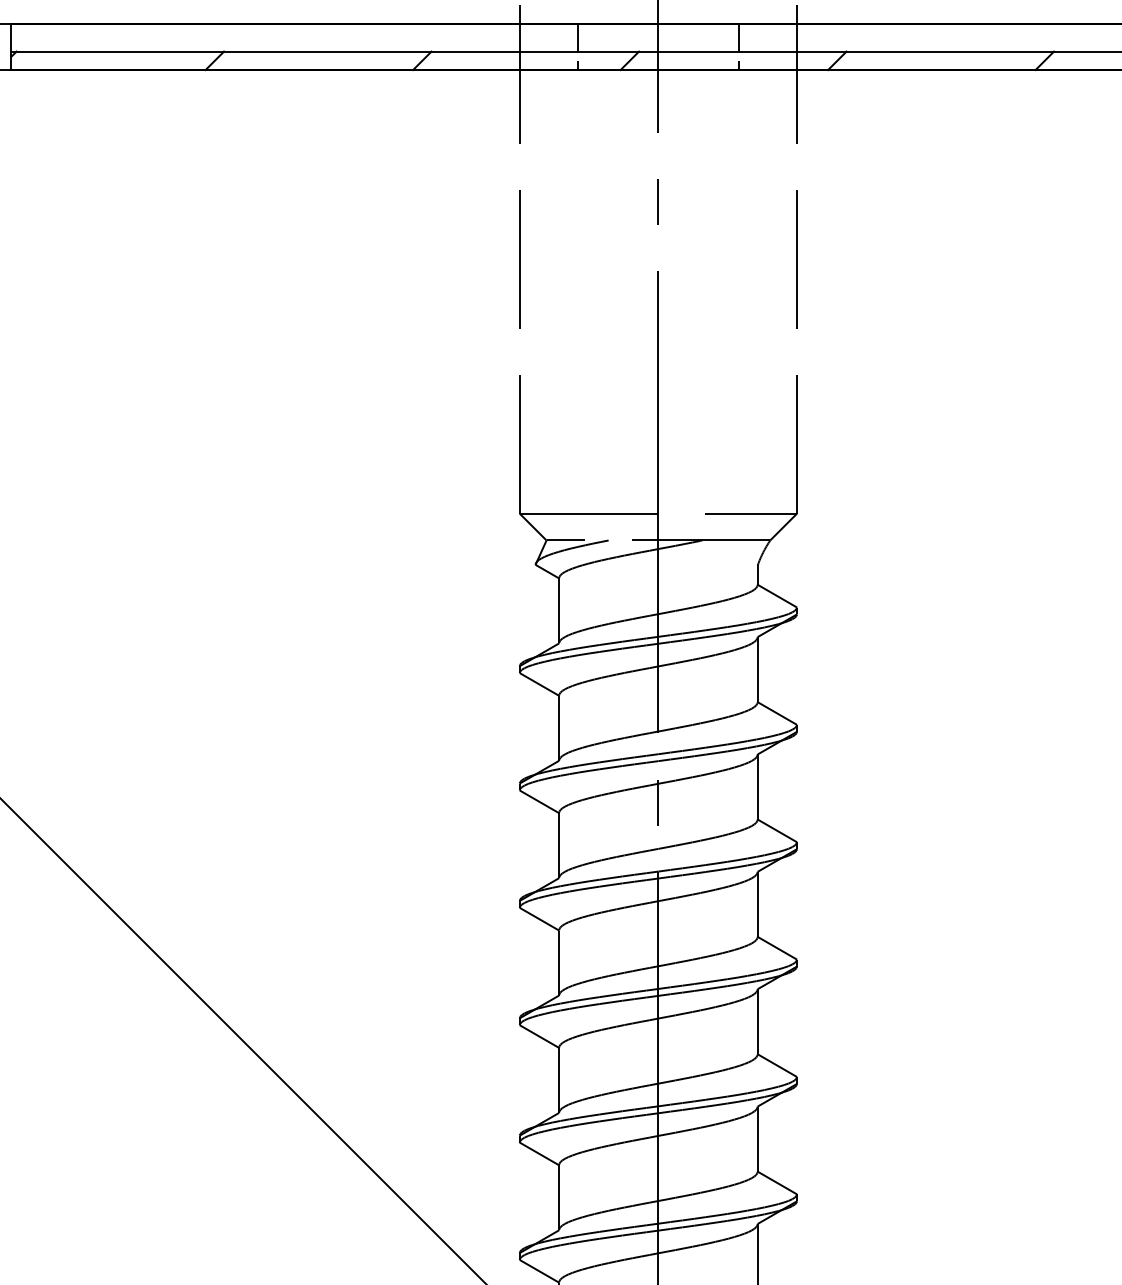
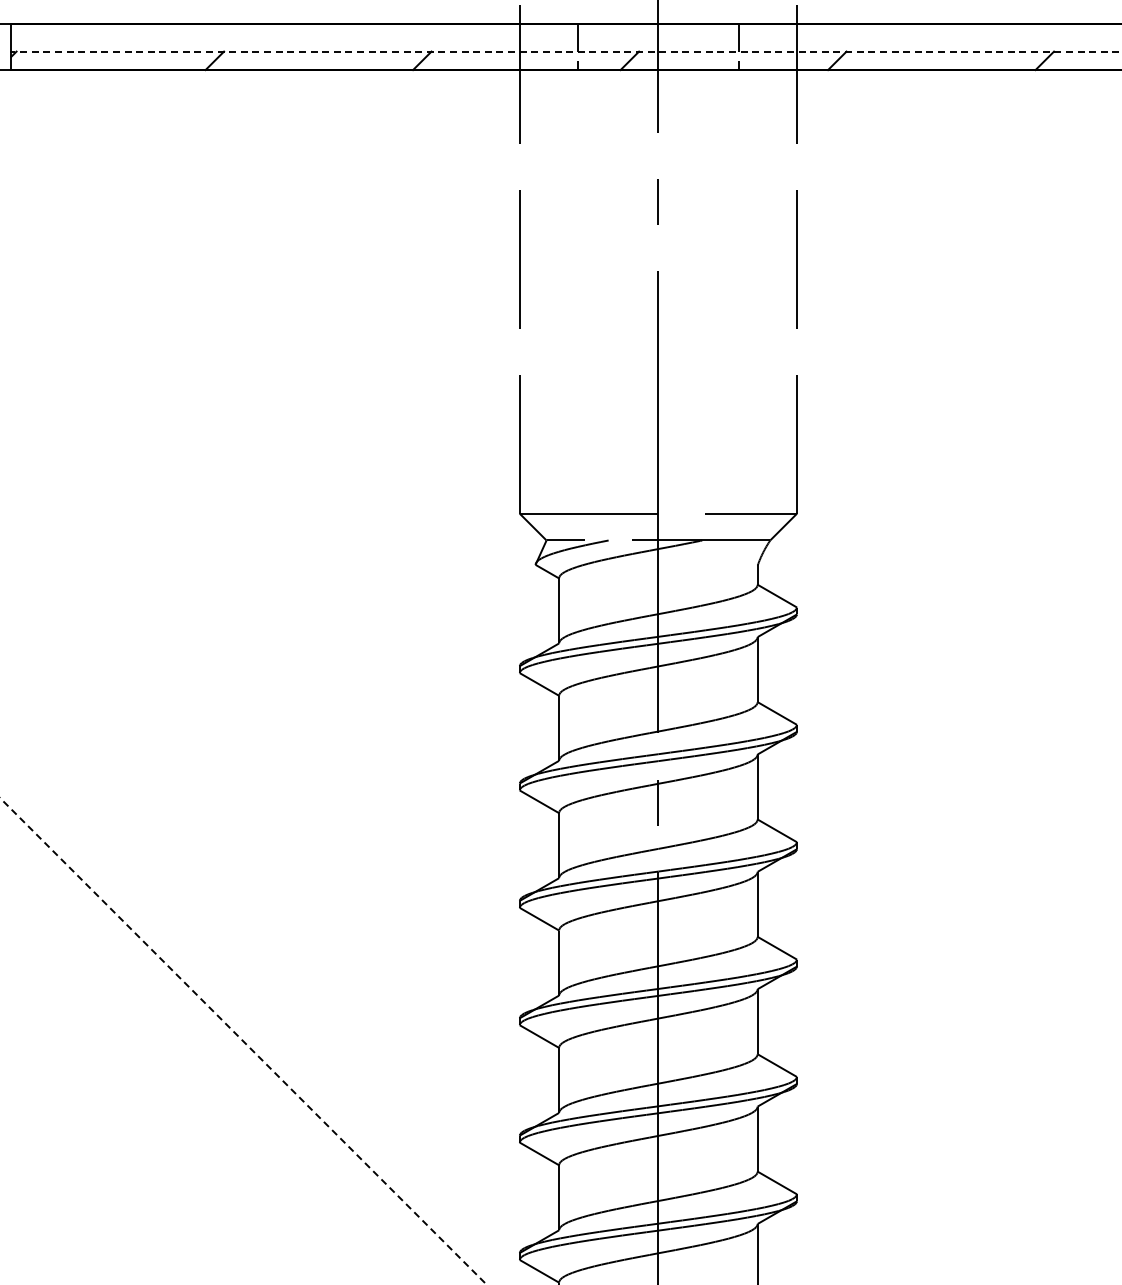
line: solid -> dashed (566, 51)
line: solid -> dashed (243, 1041)
